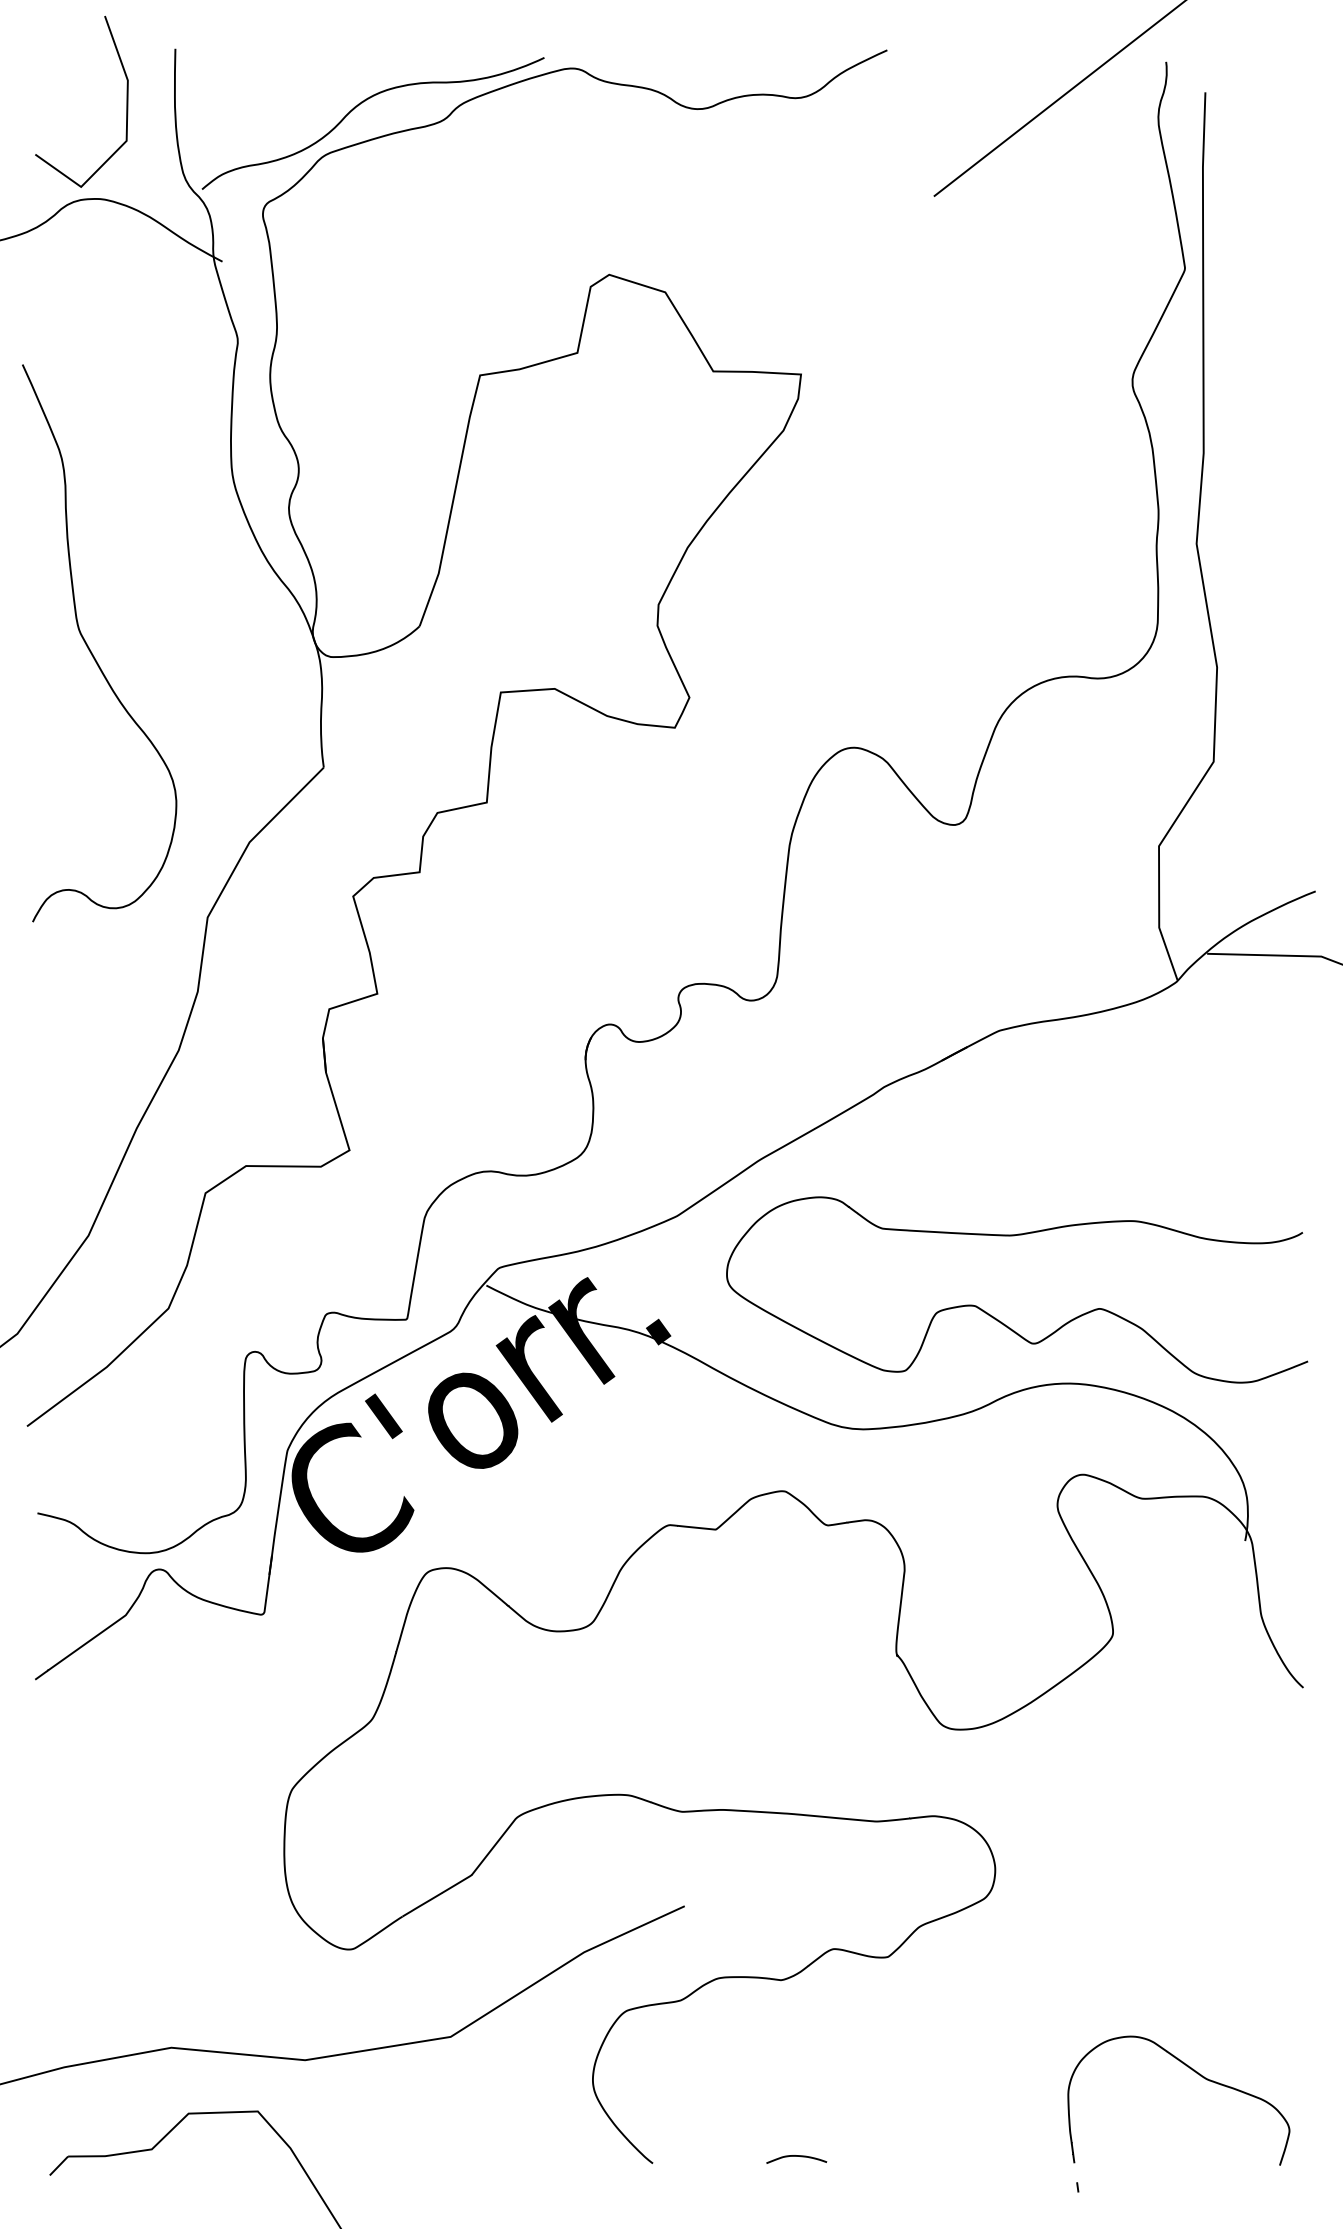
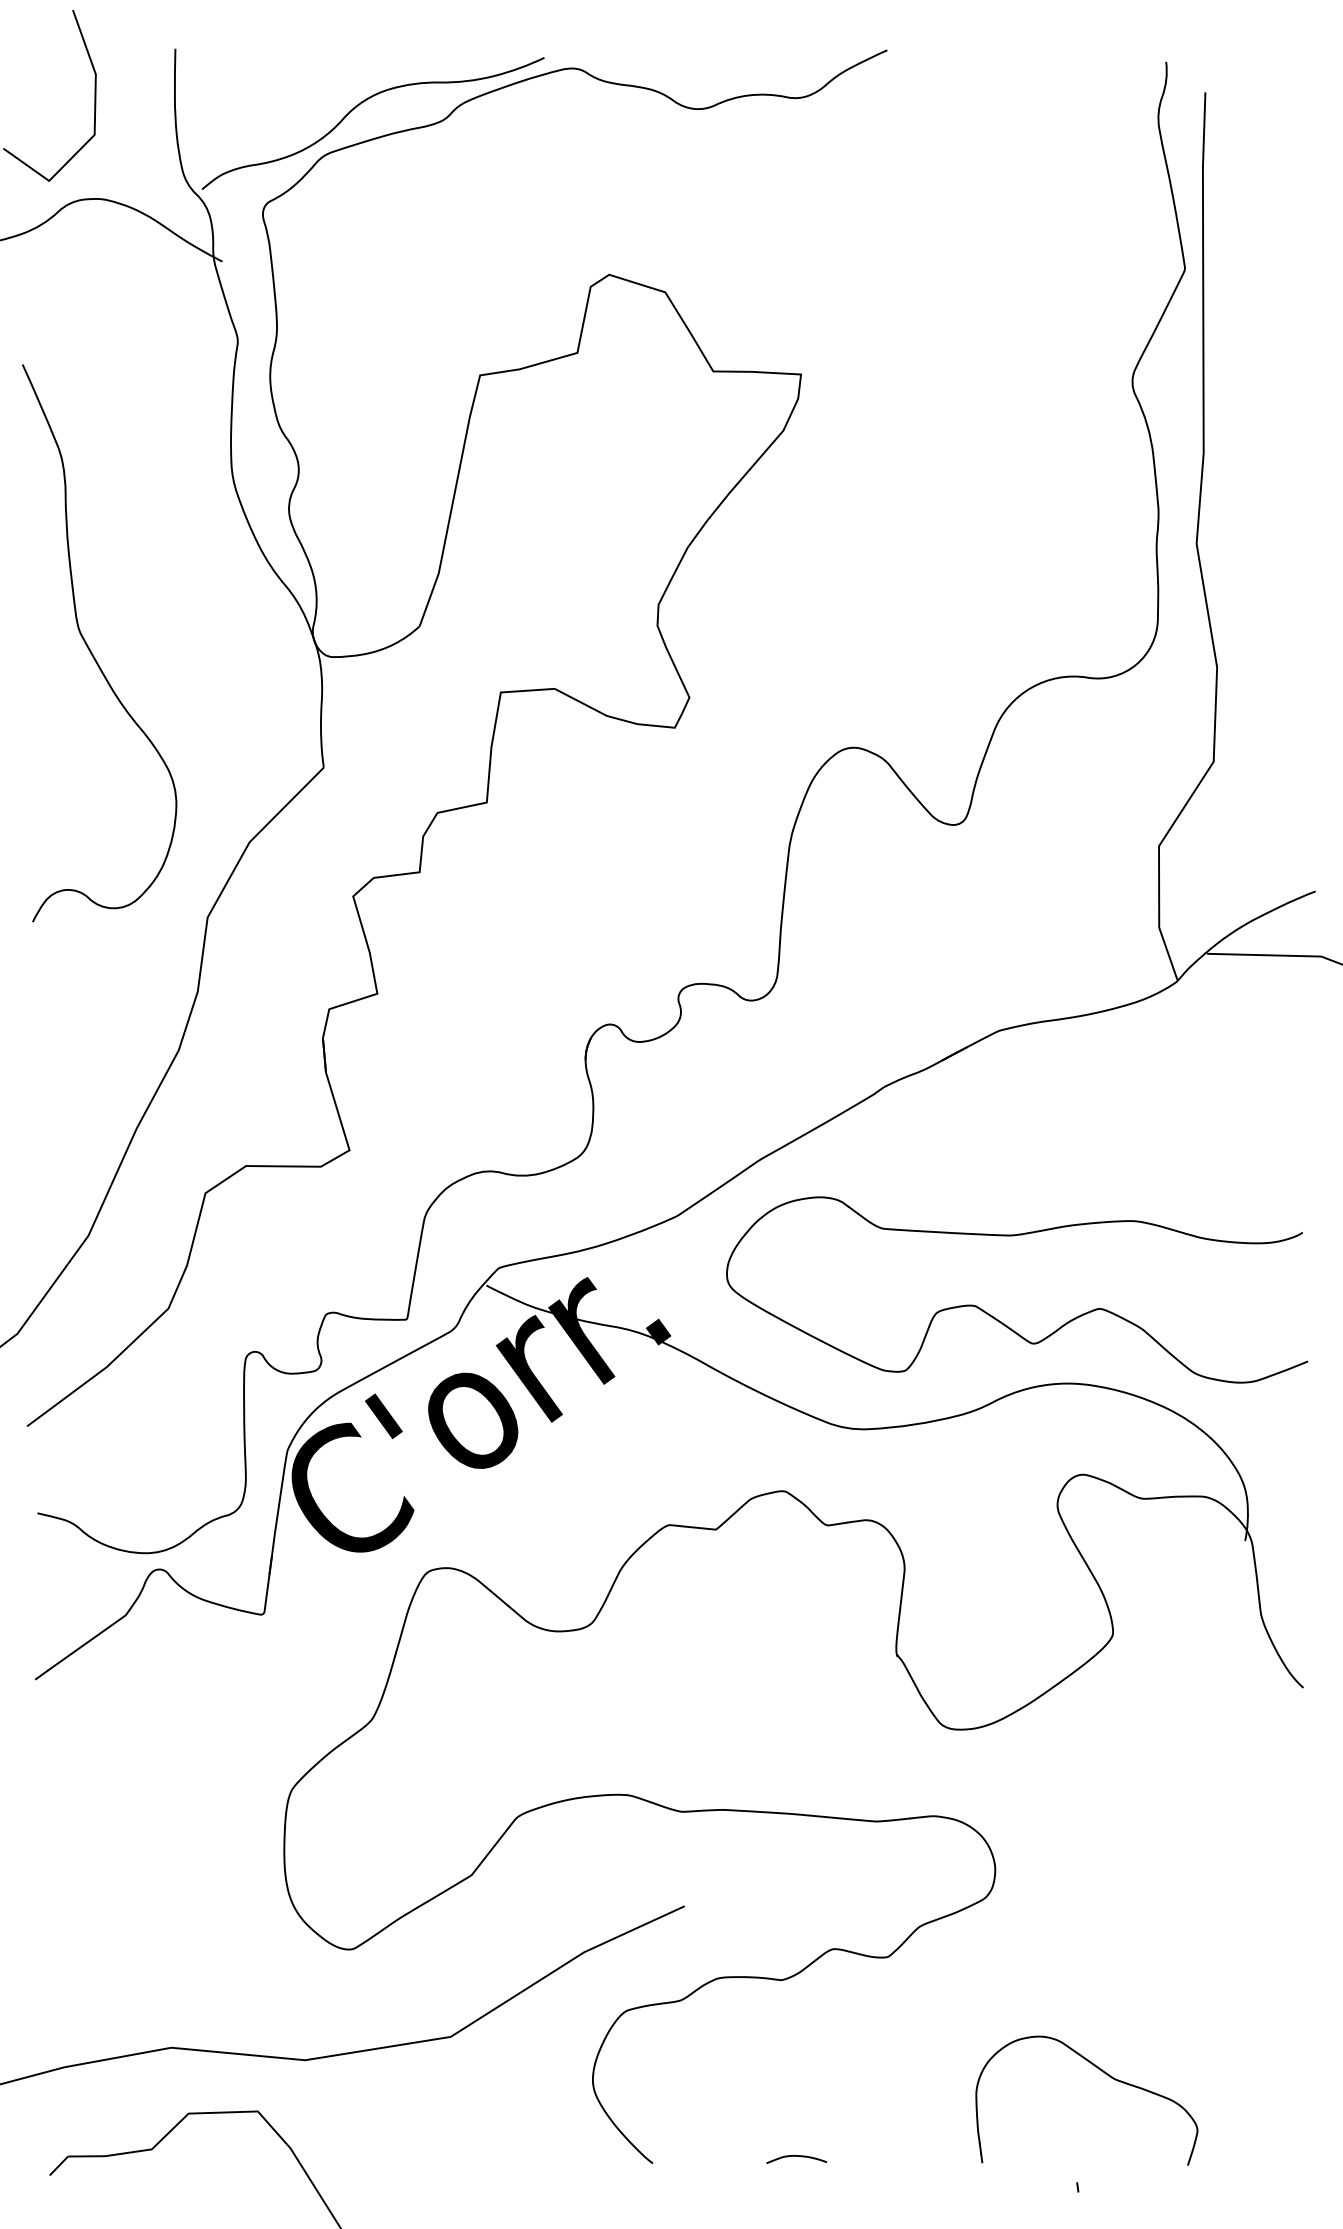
line: present -> none (1058, 98)
line position: (126, 101) -> (94, 95) (94, 95)
curve position: (1197, 2074) -> (1105, 2074) (1105, 2074)
